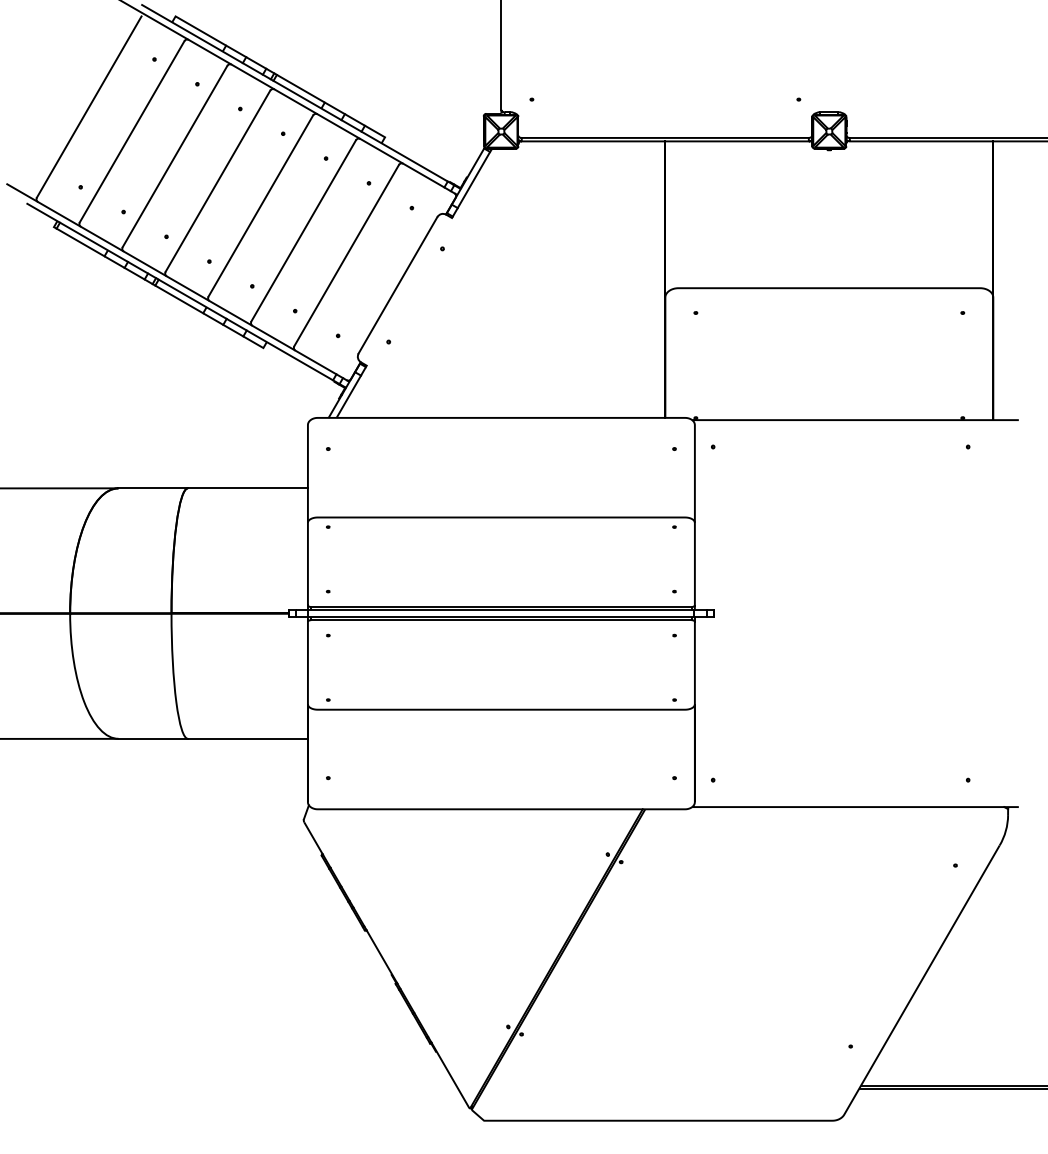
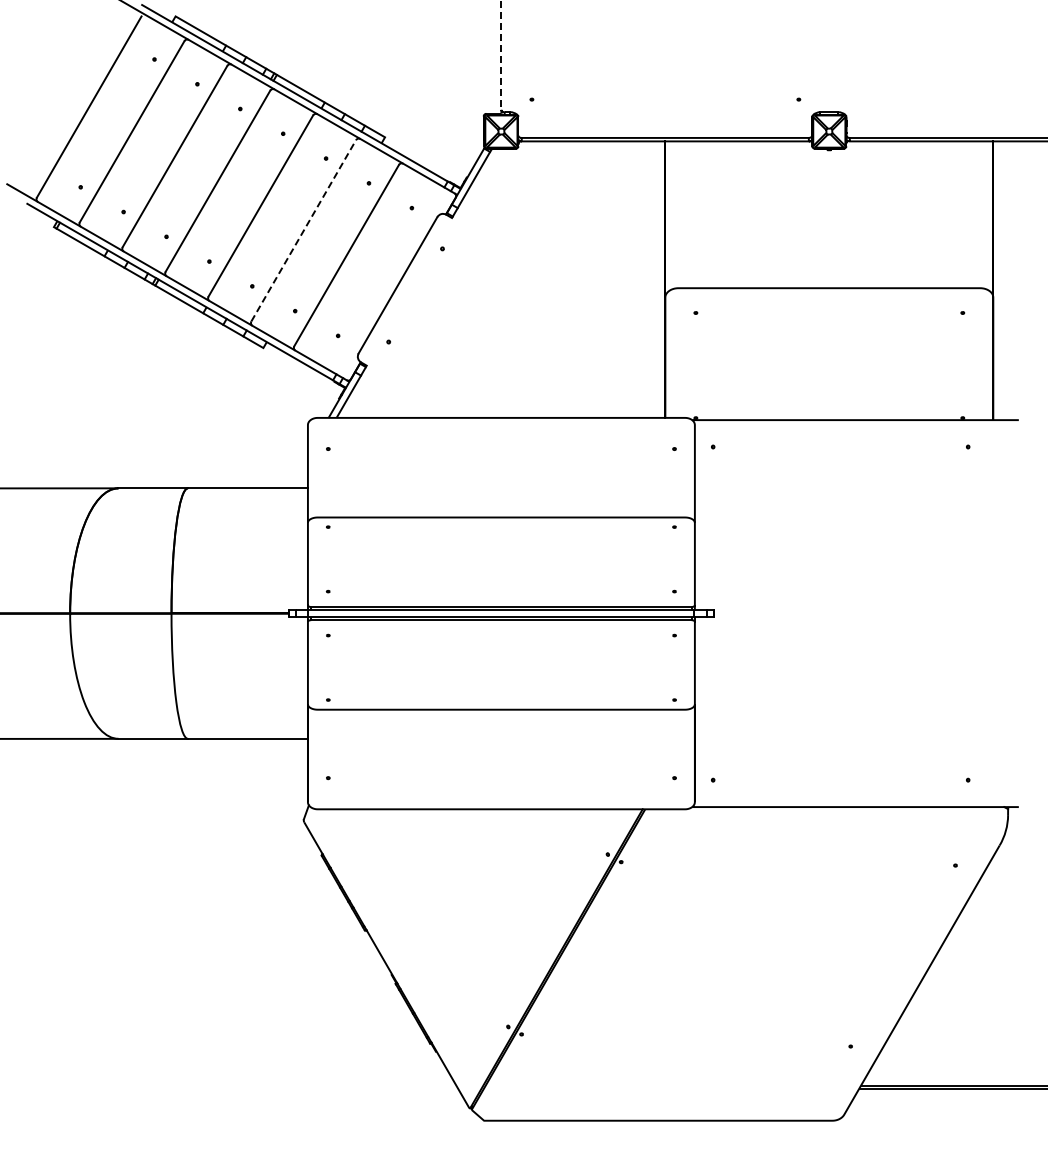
line: solid -> dashed (501, 55)
line: solid -> dashed (303, 230)
